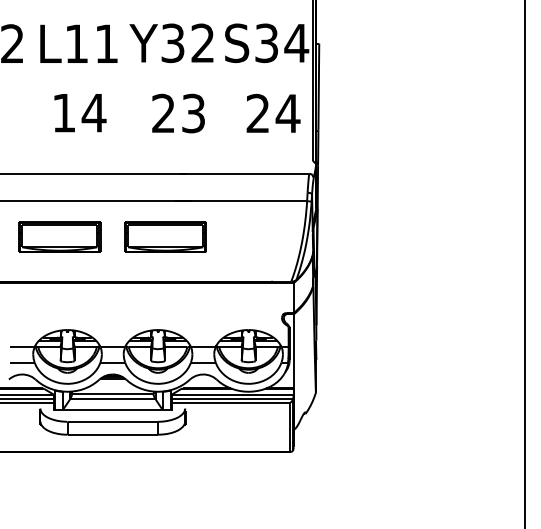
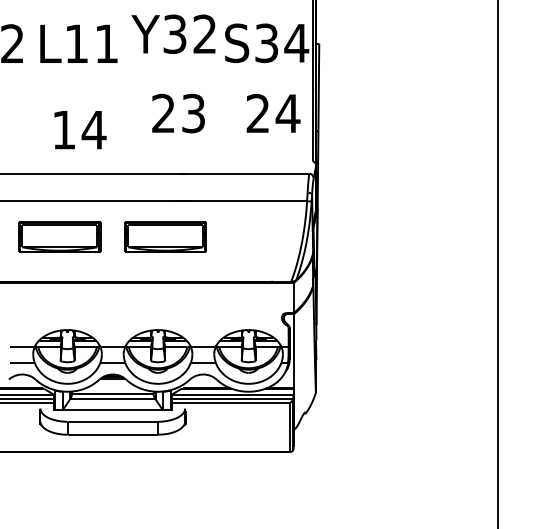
text position: (171, 43) -> (173, 34) (173, 34)
text position: (80, 113) -> (80, 130) (80, 130)
line position: (524, 263) -> (497, 263) (497, 263)
